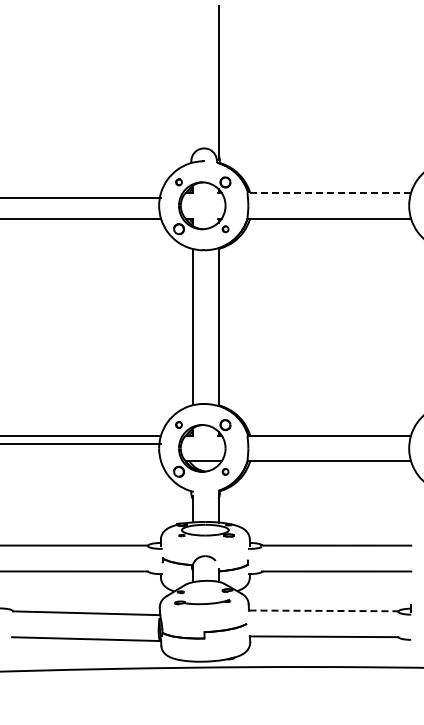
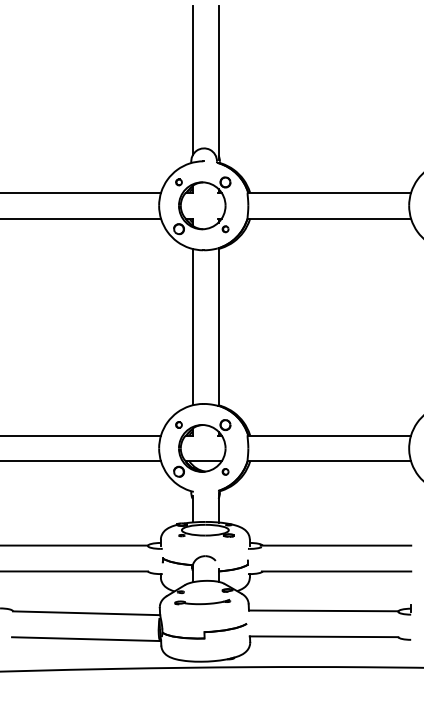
line: none -> present (192, 80)
line: dashed -> solid (329, 192)
line position: (81, 197) -> (81, 192) (81, 192)
line position: (81, 444) -> (81, 461) (81, 461)
line: dashed -> solid (324, 610)
